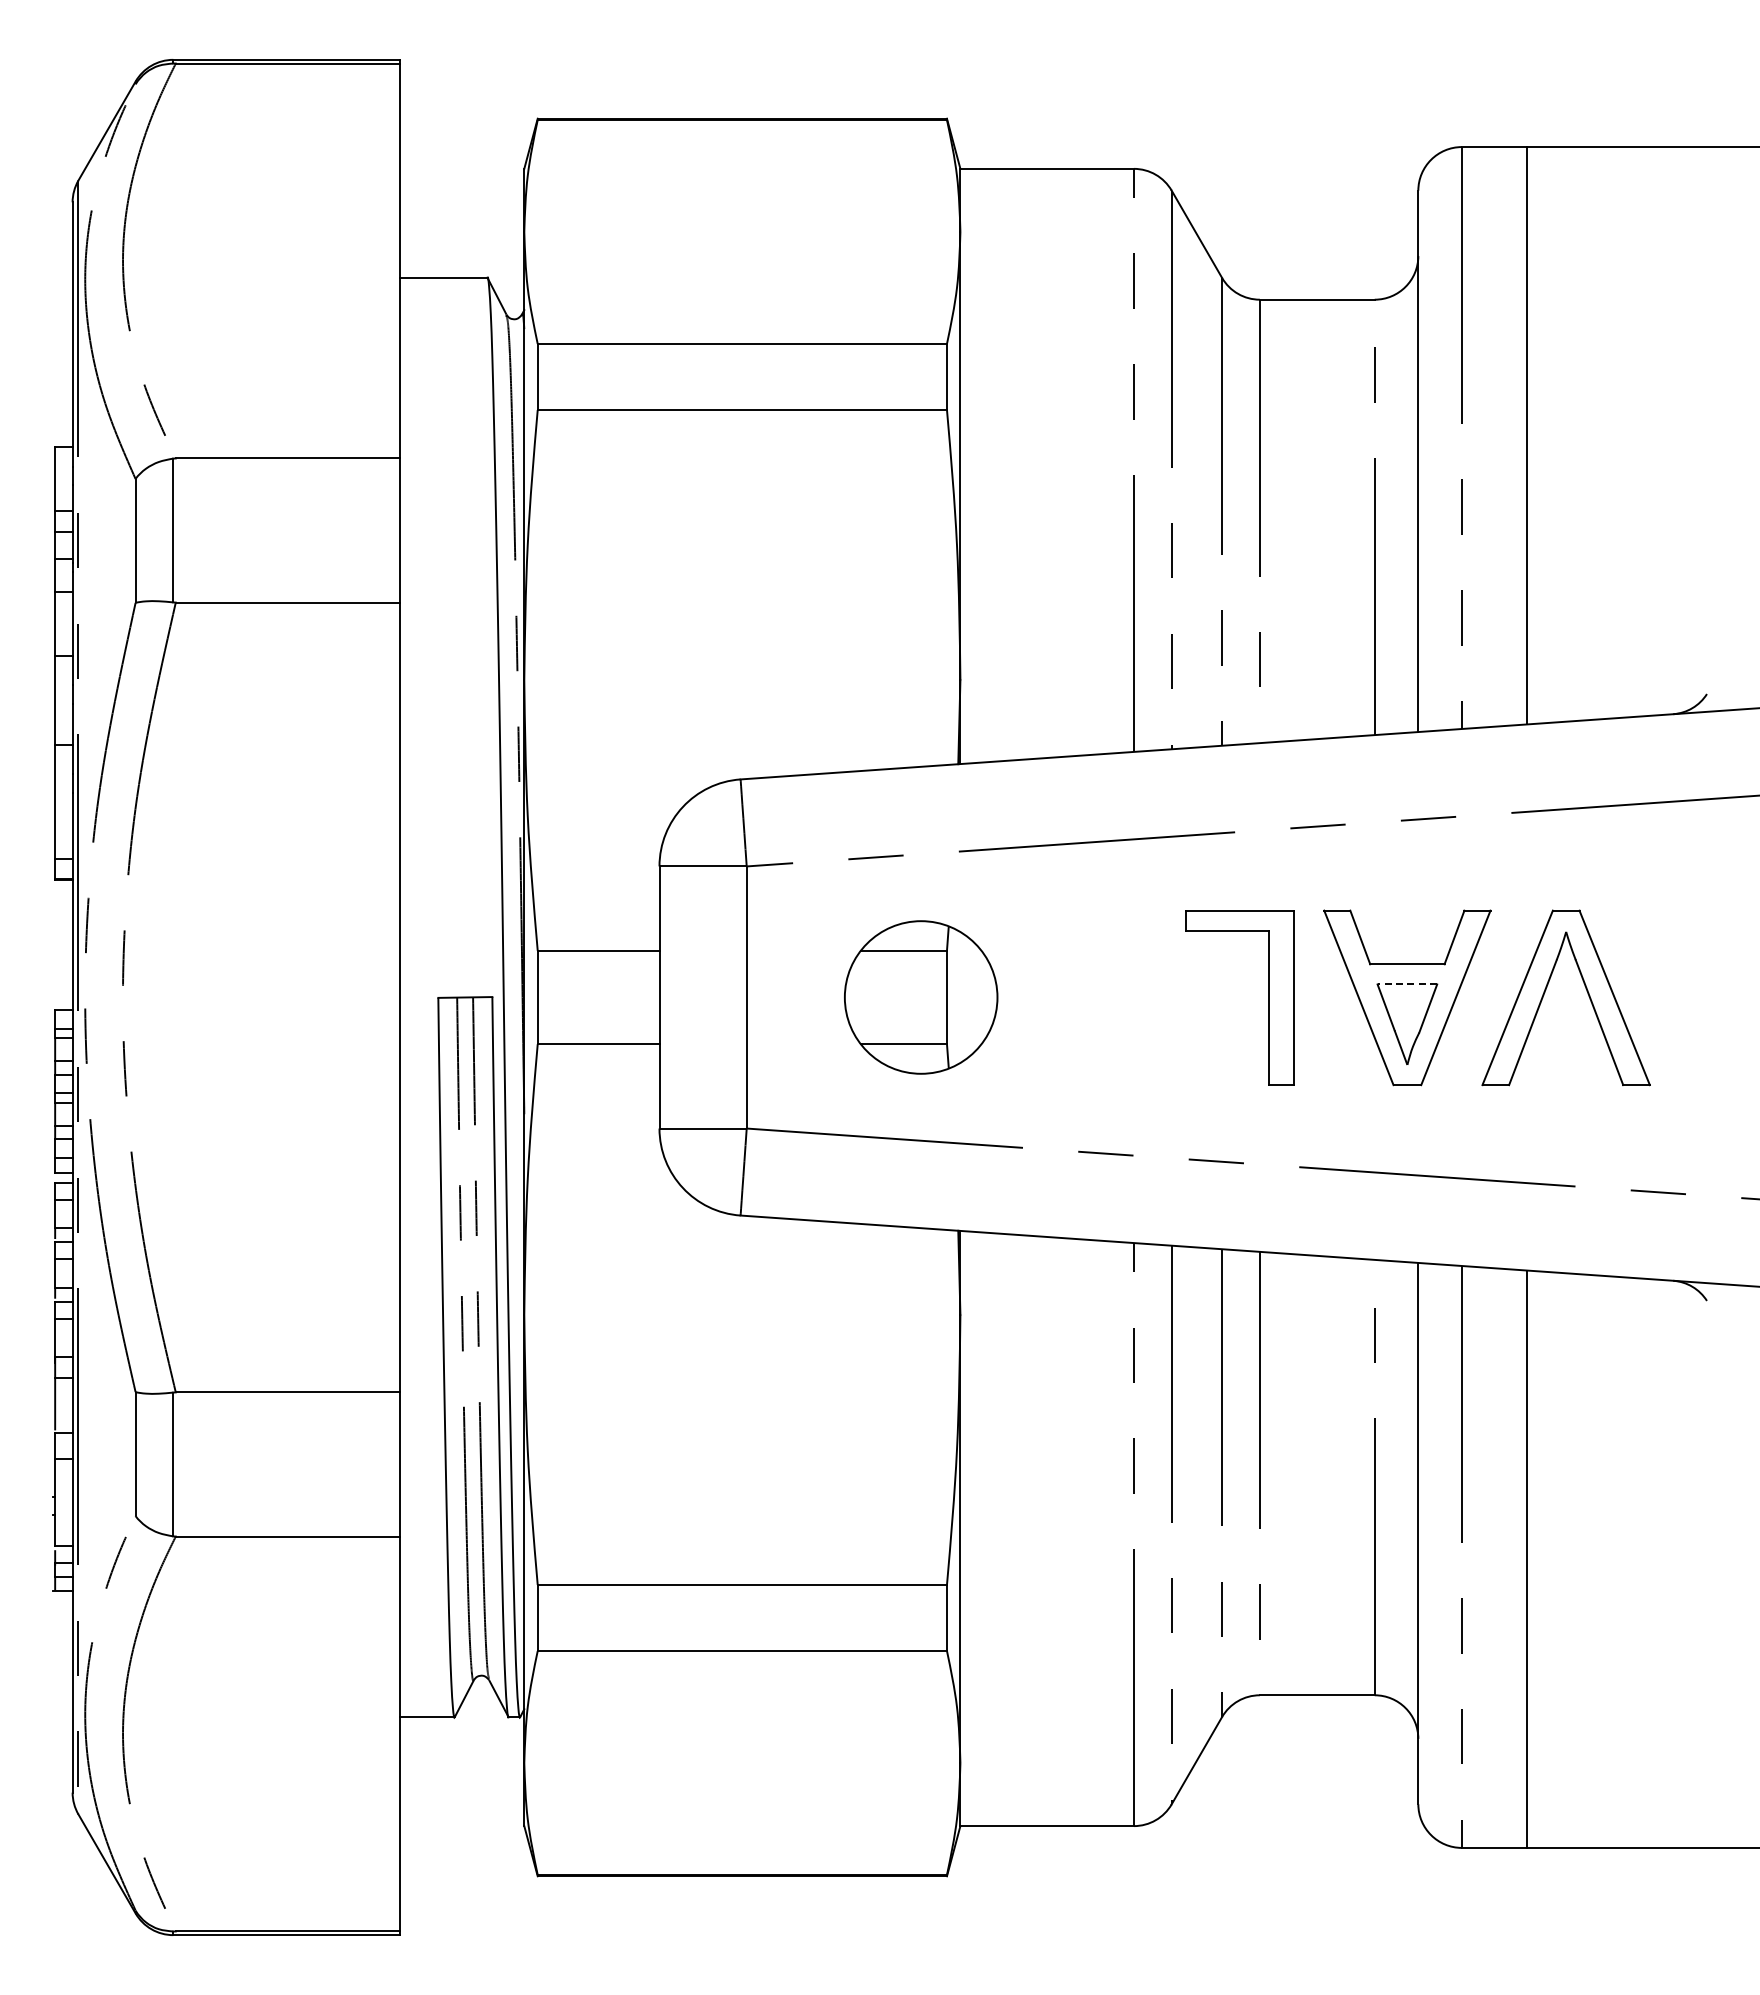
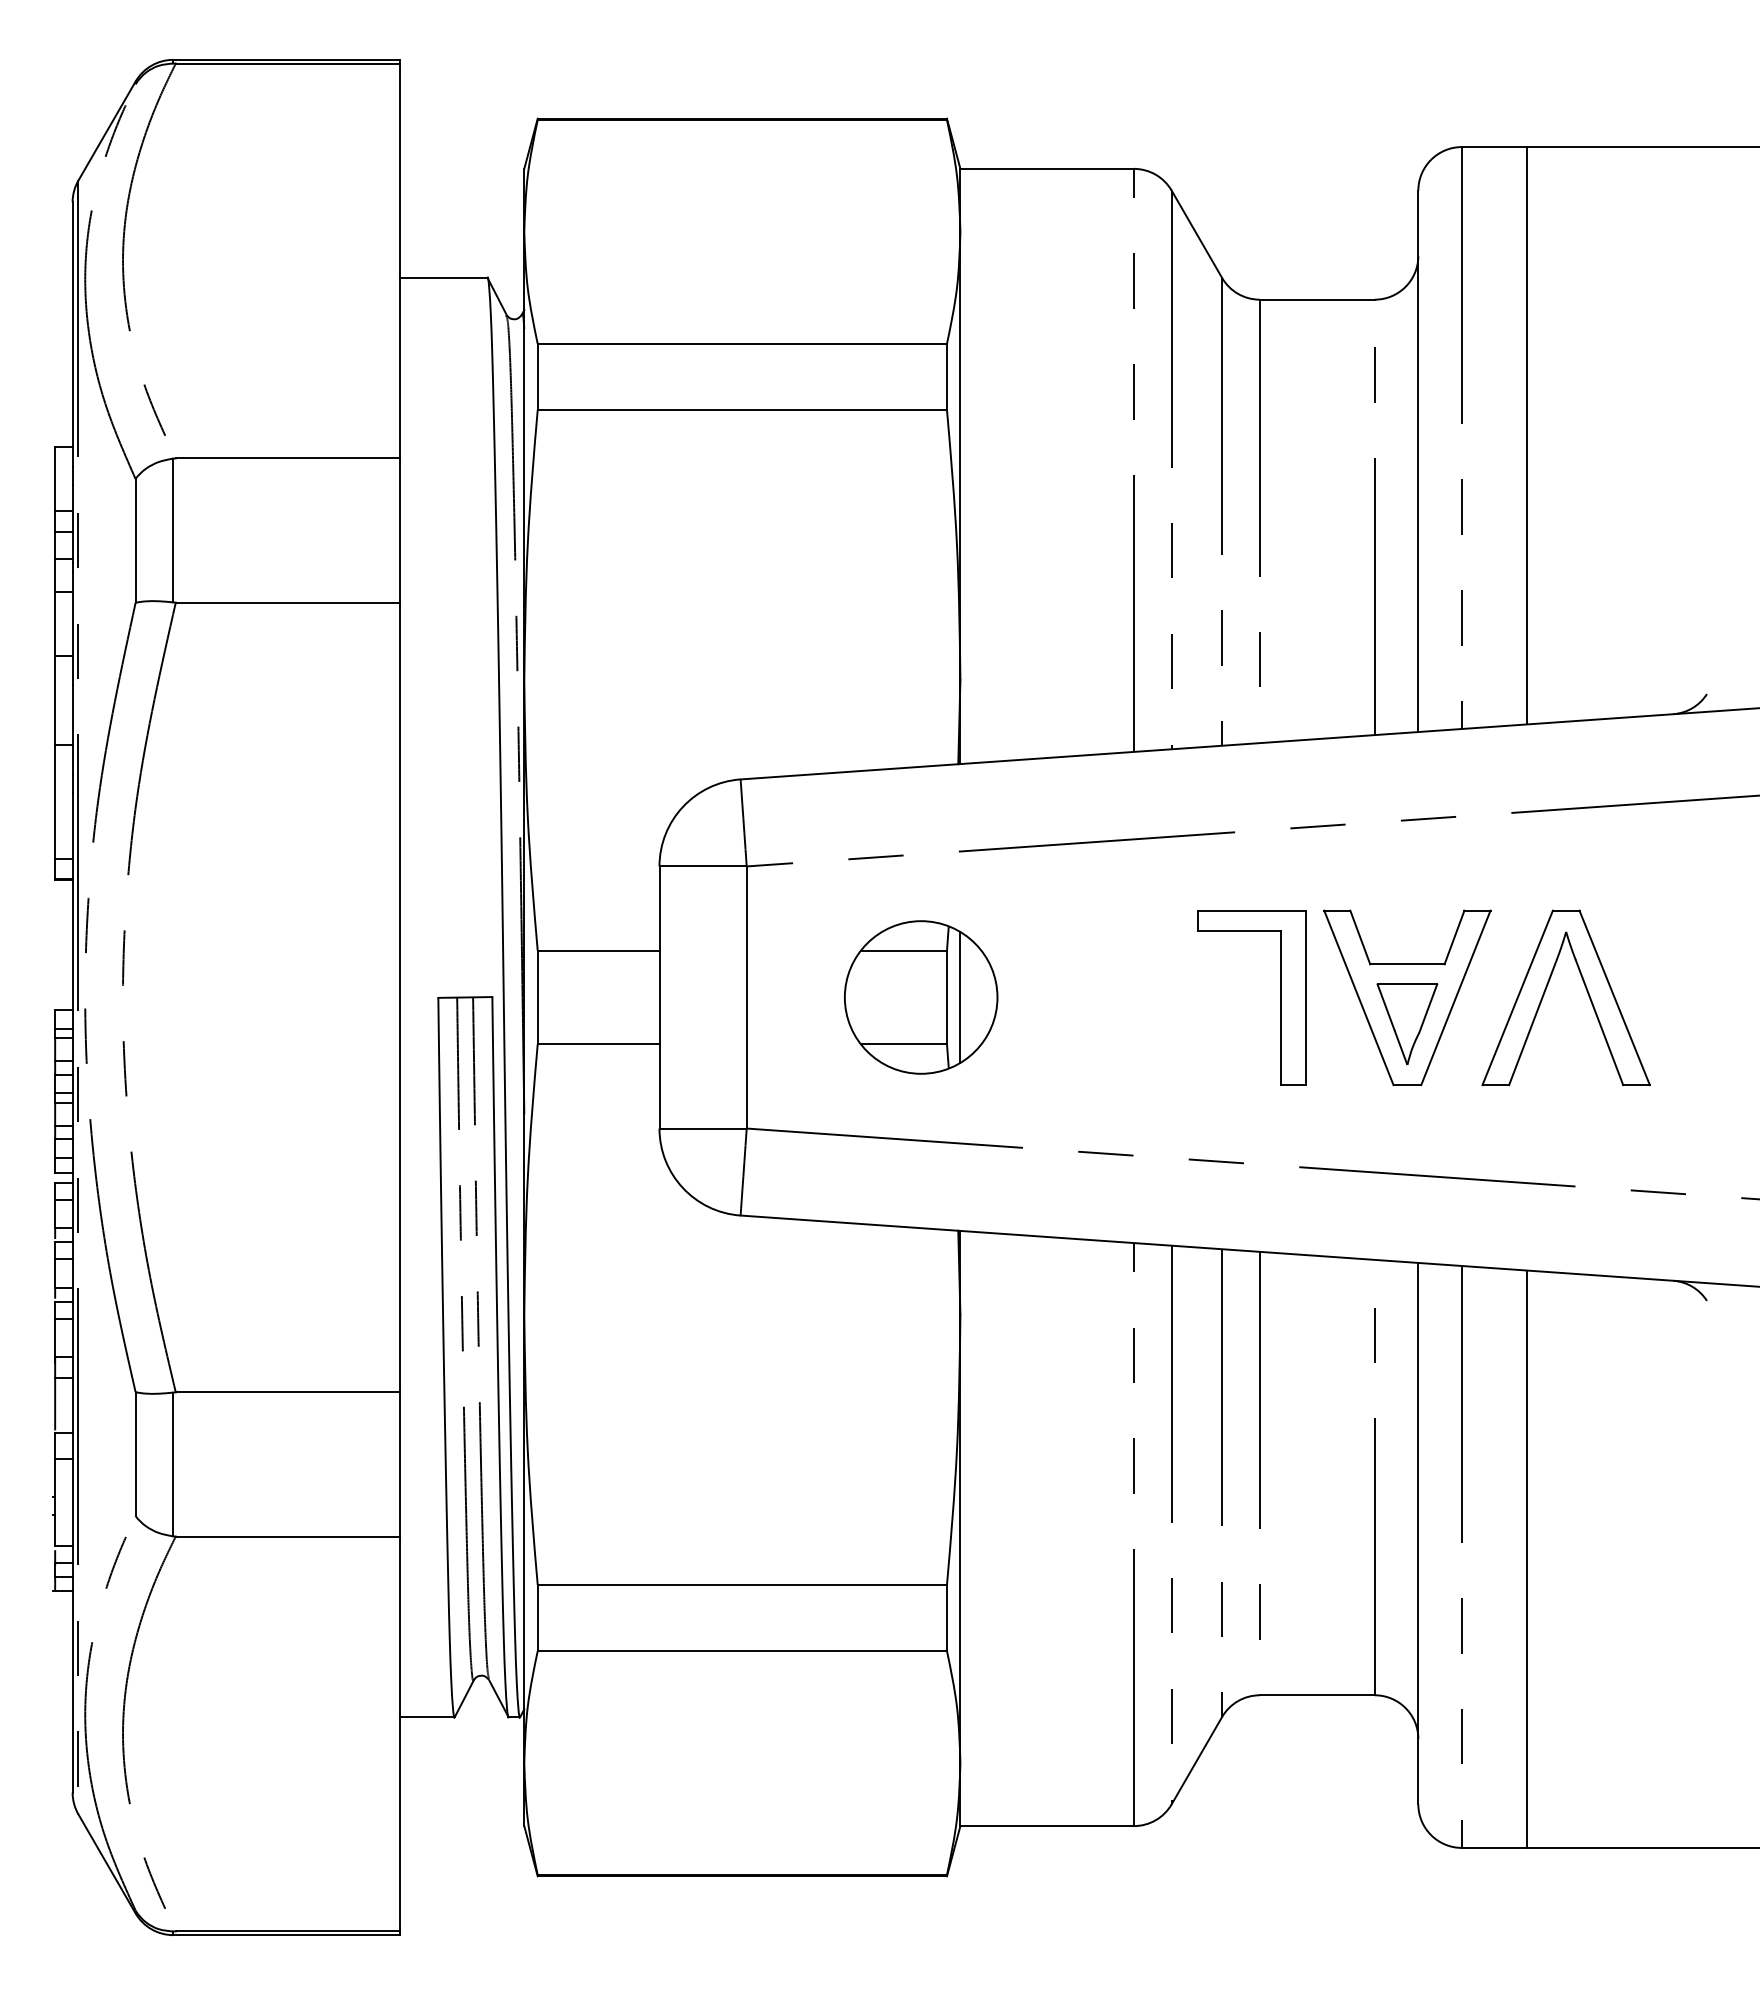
line: dashed -> solid (1407, 984)
line: none -> present (960, 997)
part position: (1268, 997) -> (1280, 997) (1280, 997)
